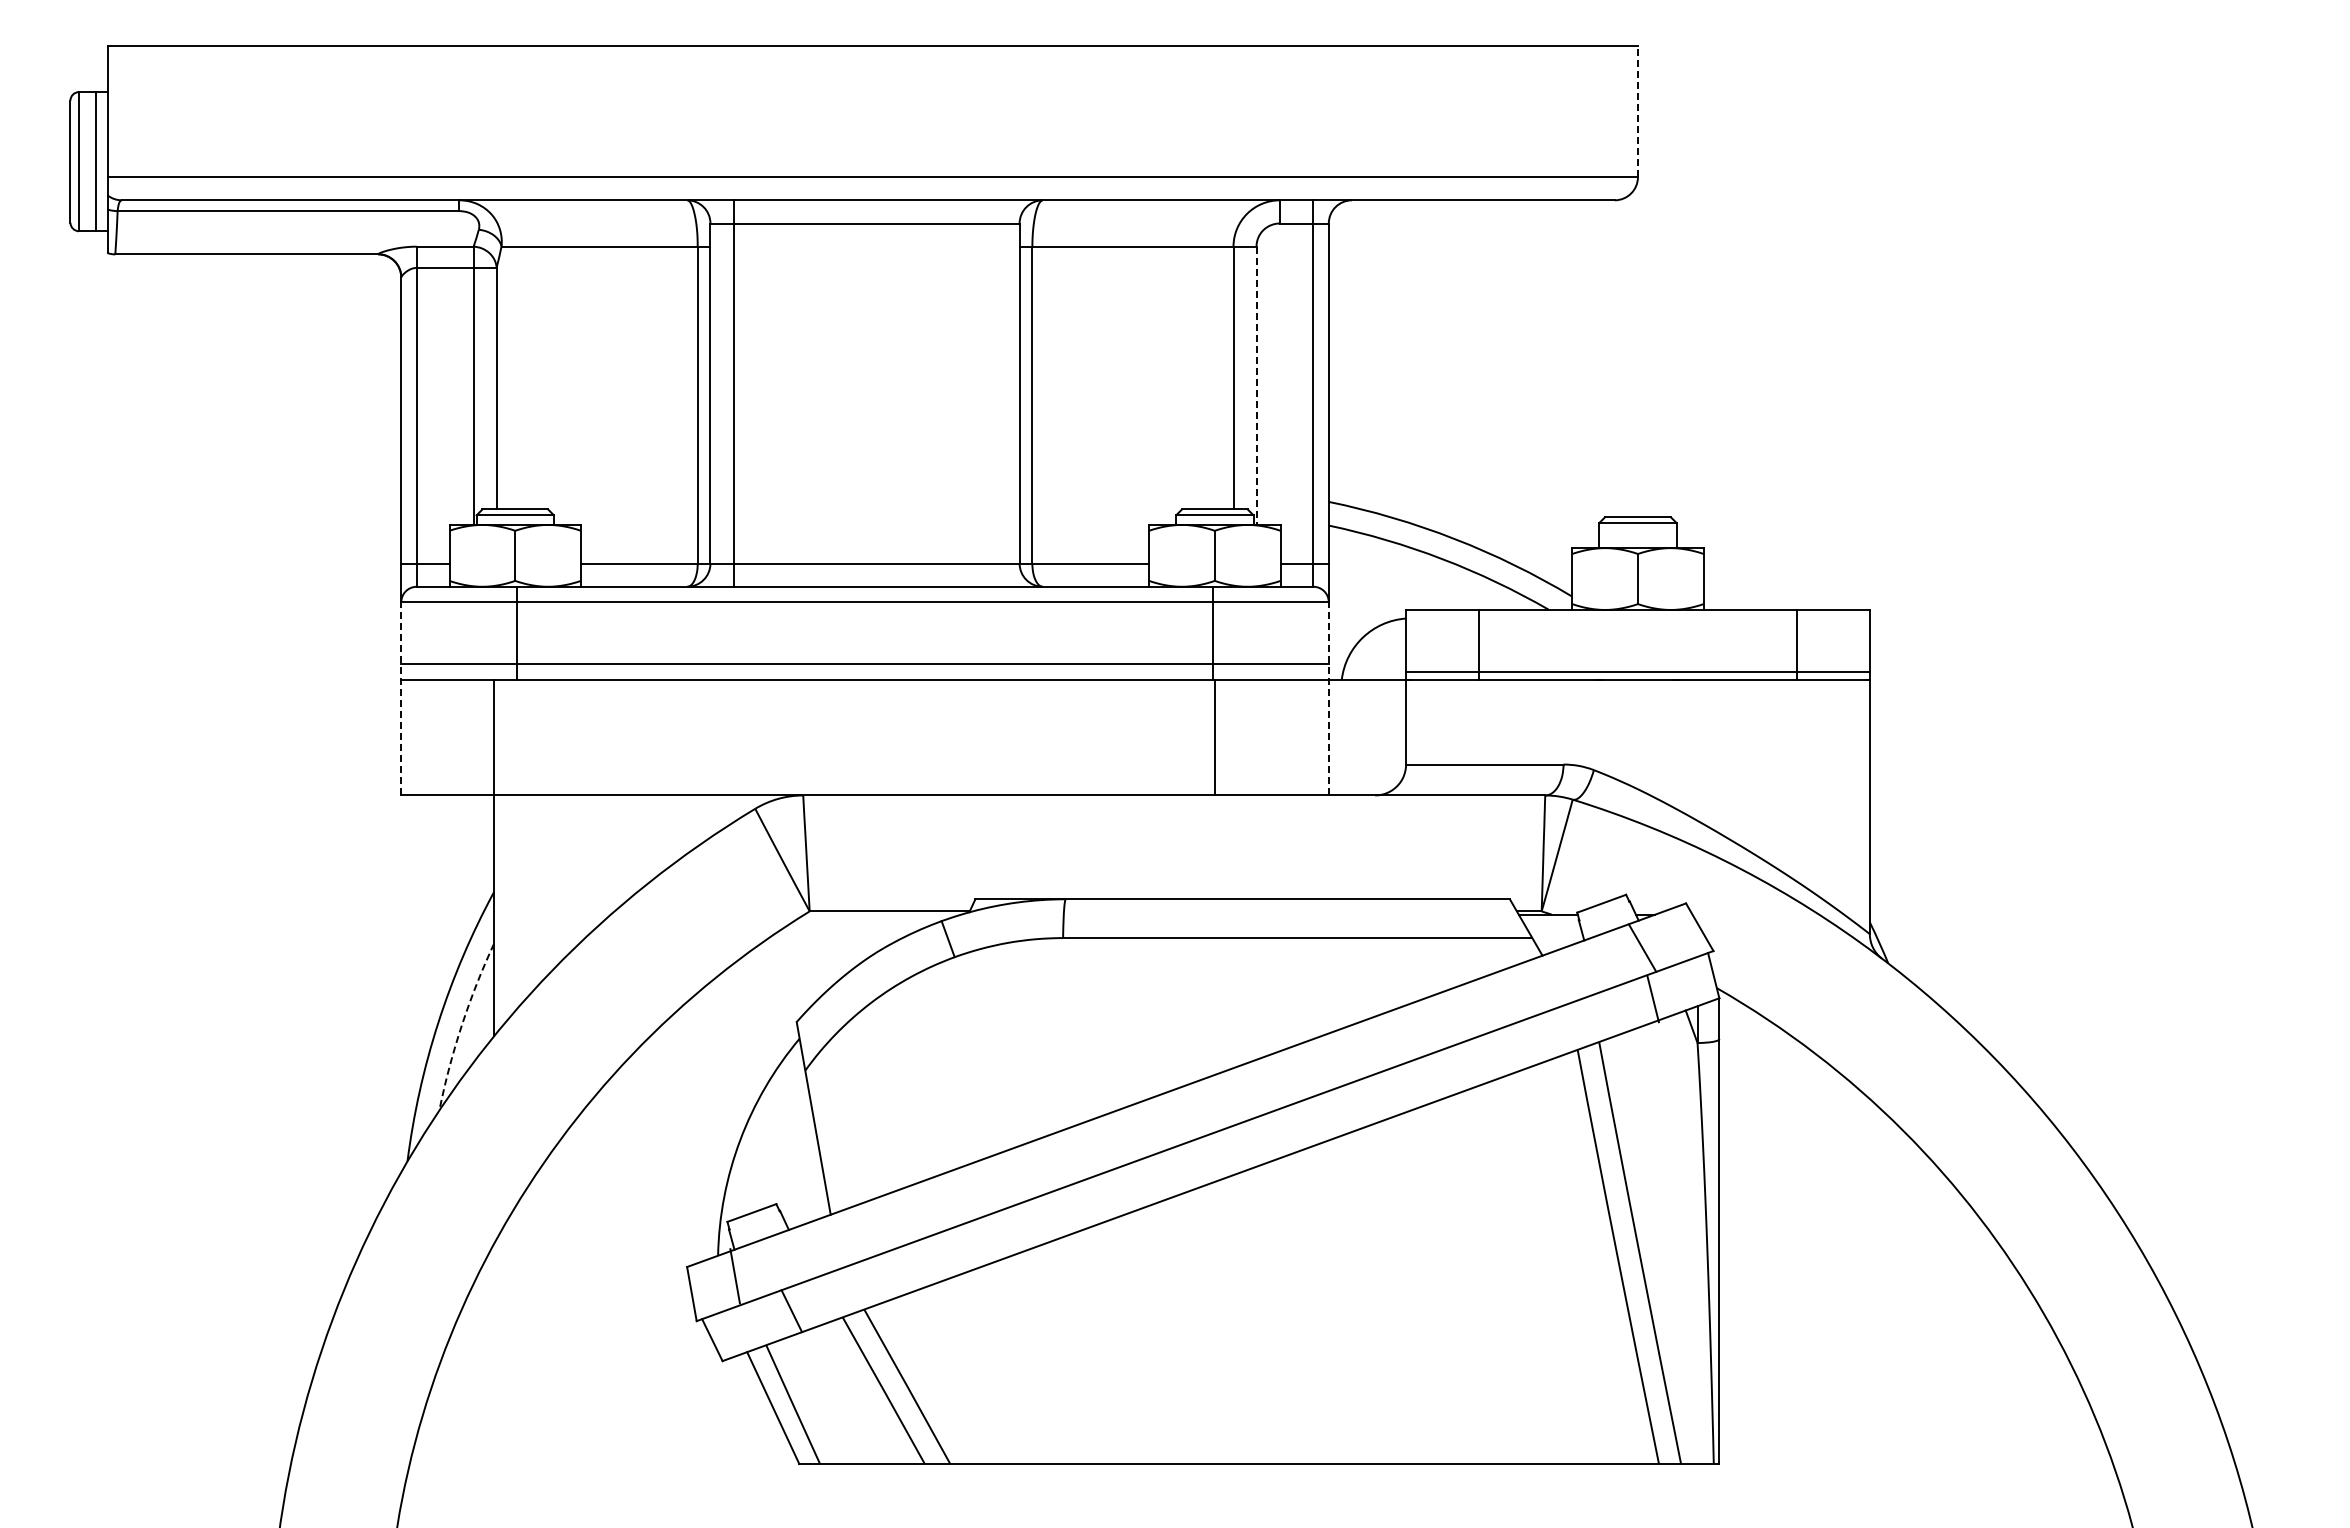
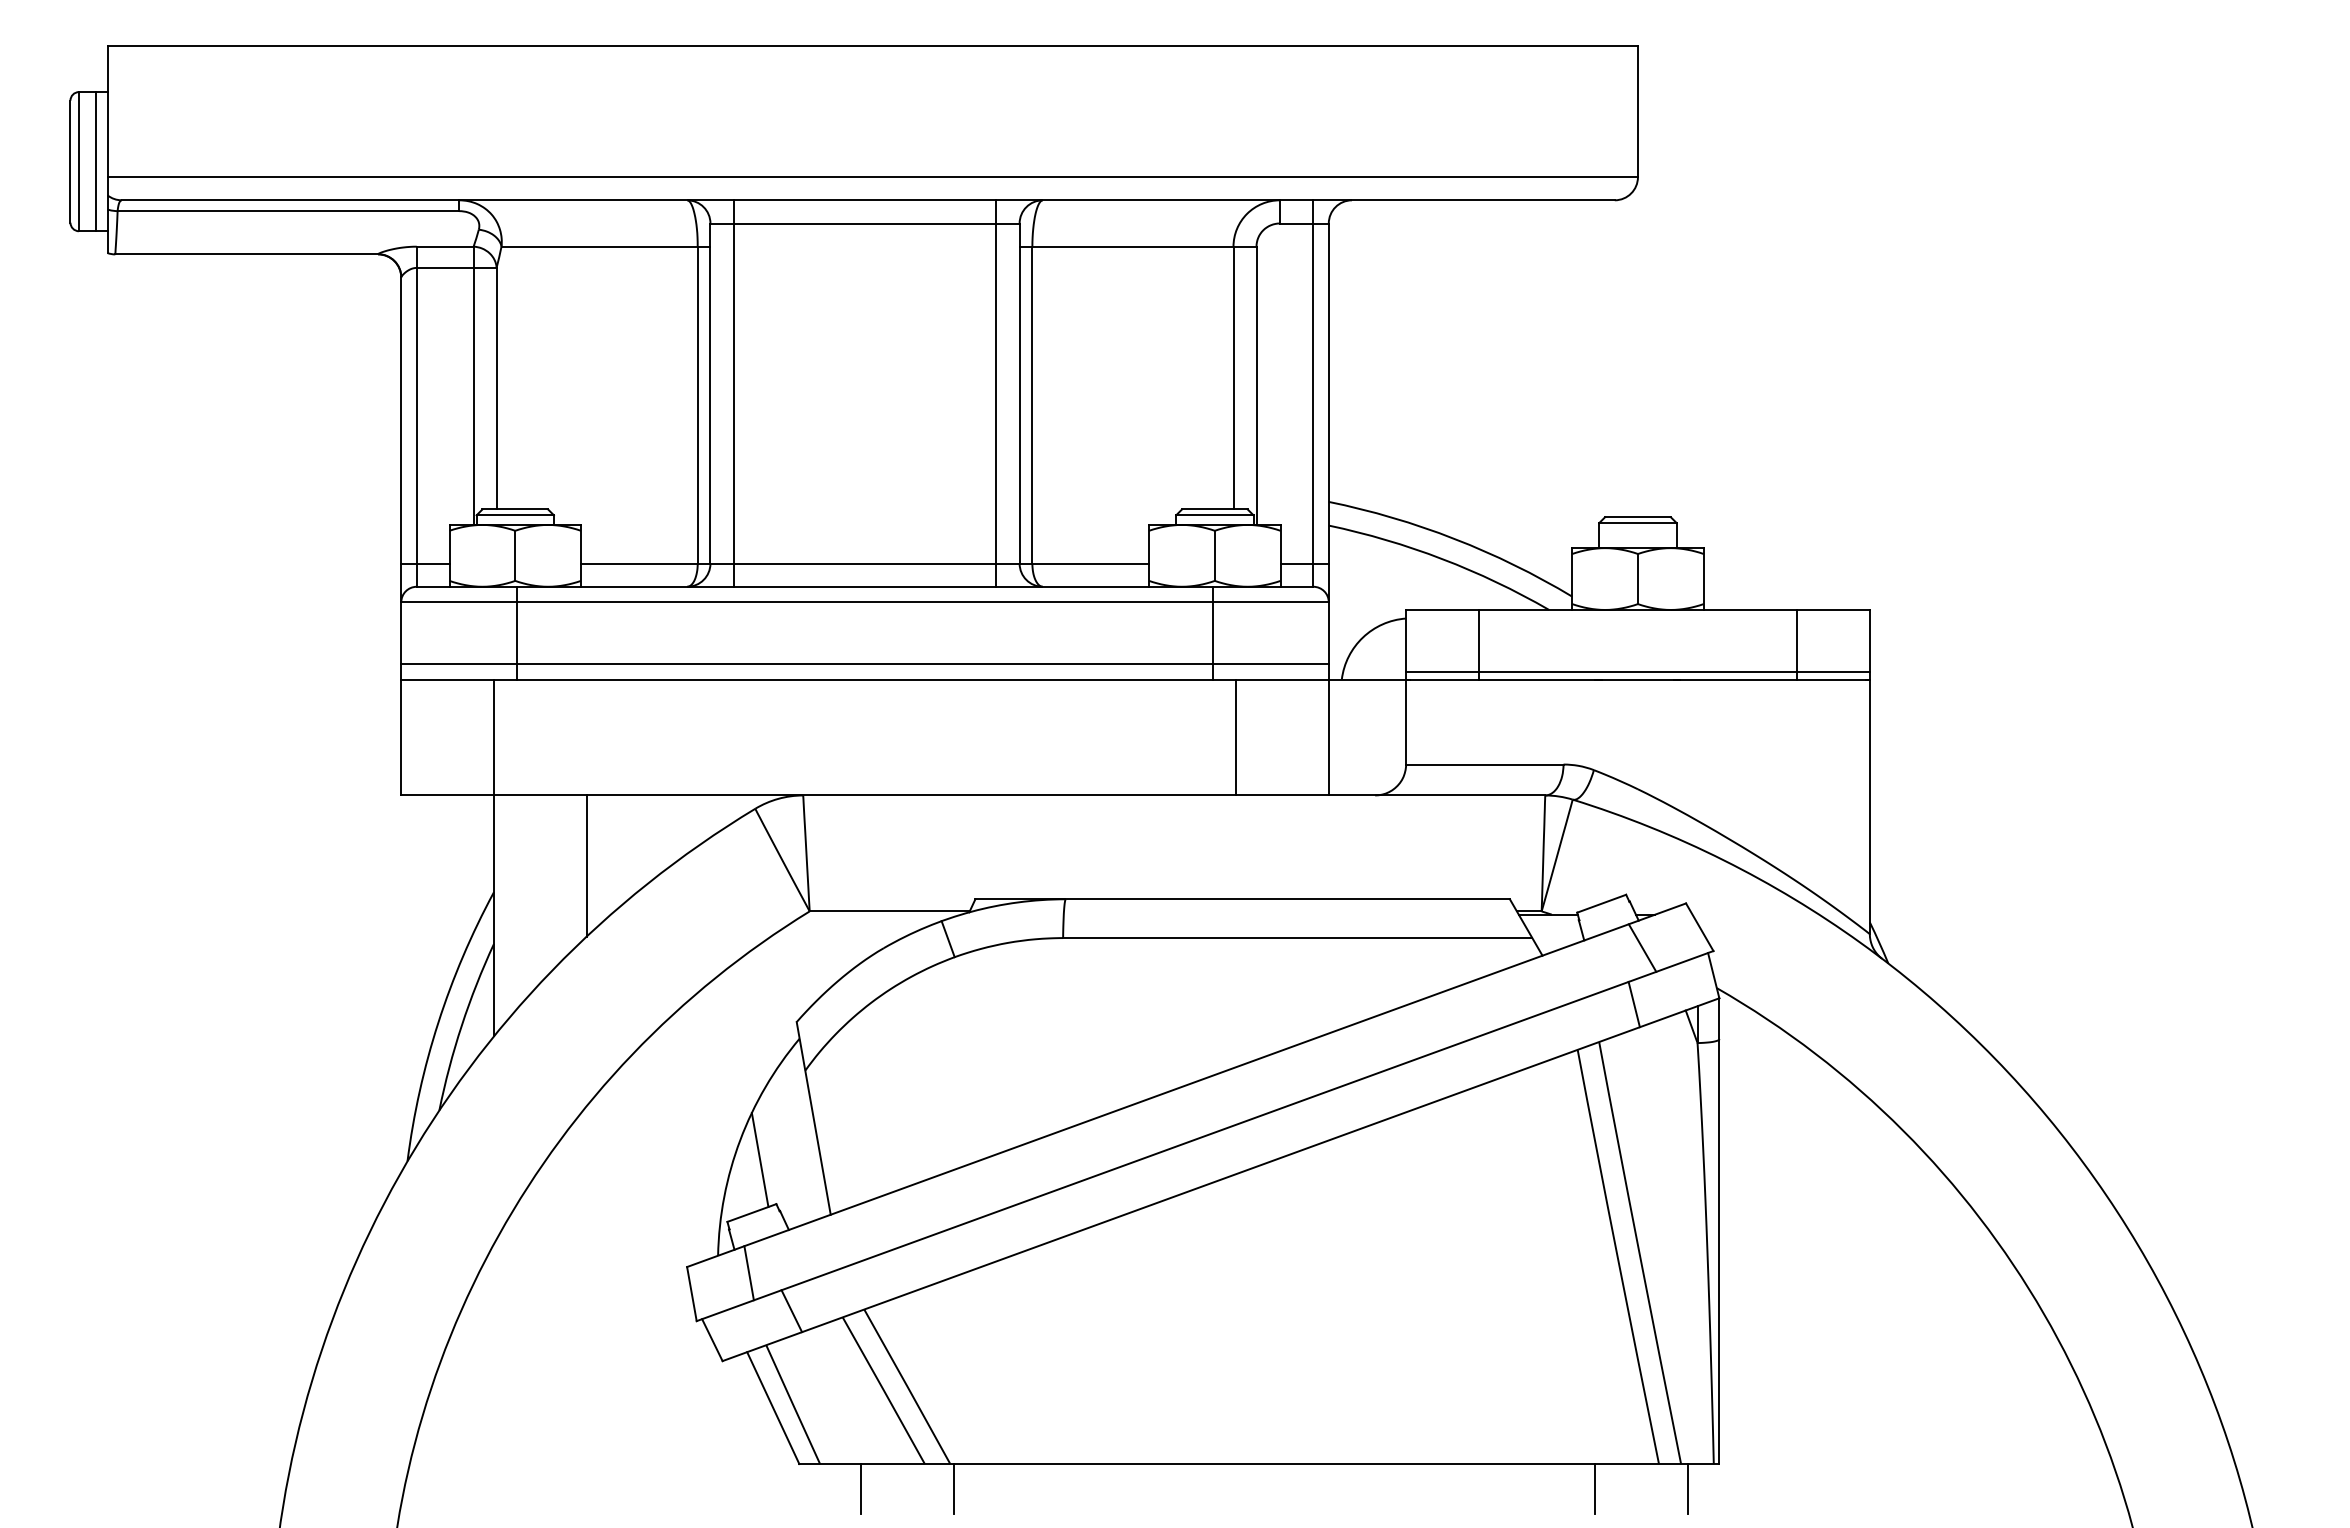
line: dashed -> solid (1637, 111)
line: dashed -> solid (1256, 386)
line: none -> present (996, 393)
line: dashed -> solid (401, 698)
line: dashed -> solid (1328, 698)
line position: (1215, 737) -> (1236, 737) (1236, 737)
line: none -> present (586, 865)
line position: (1652, 999) -> (1633, 1004) (1633, 1004)
arc: dashed -> solid (461, 1025)
line: none -> present (759, 1159)
line position: (734, 1276) -> (748, 1273) (748, 1273)
line: none -> present (861, 1489)
line: none -> present (953, 1489)
line: none -> present (1595, 1489)
line: none -> present (1688, 1489)
